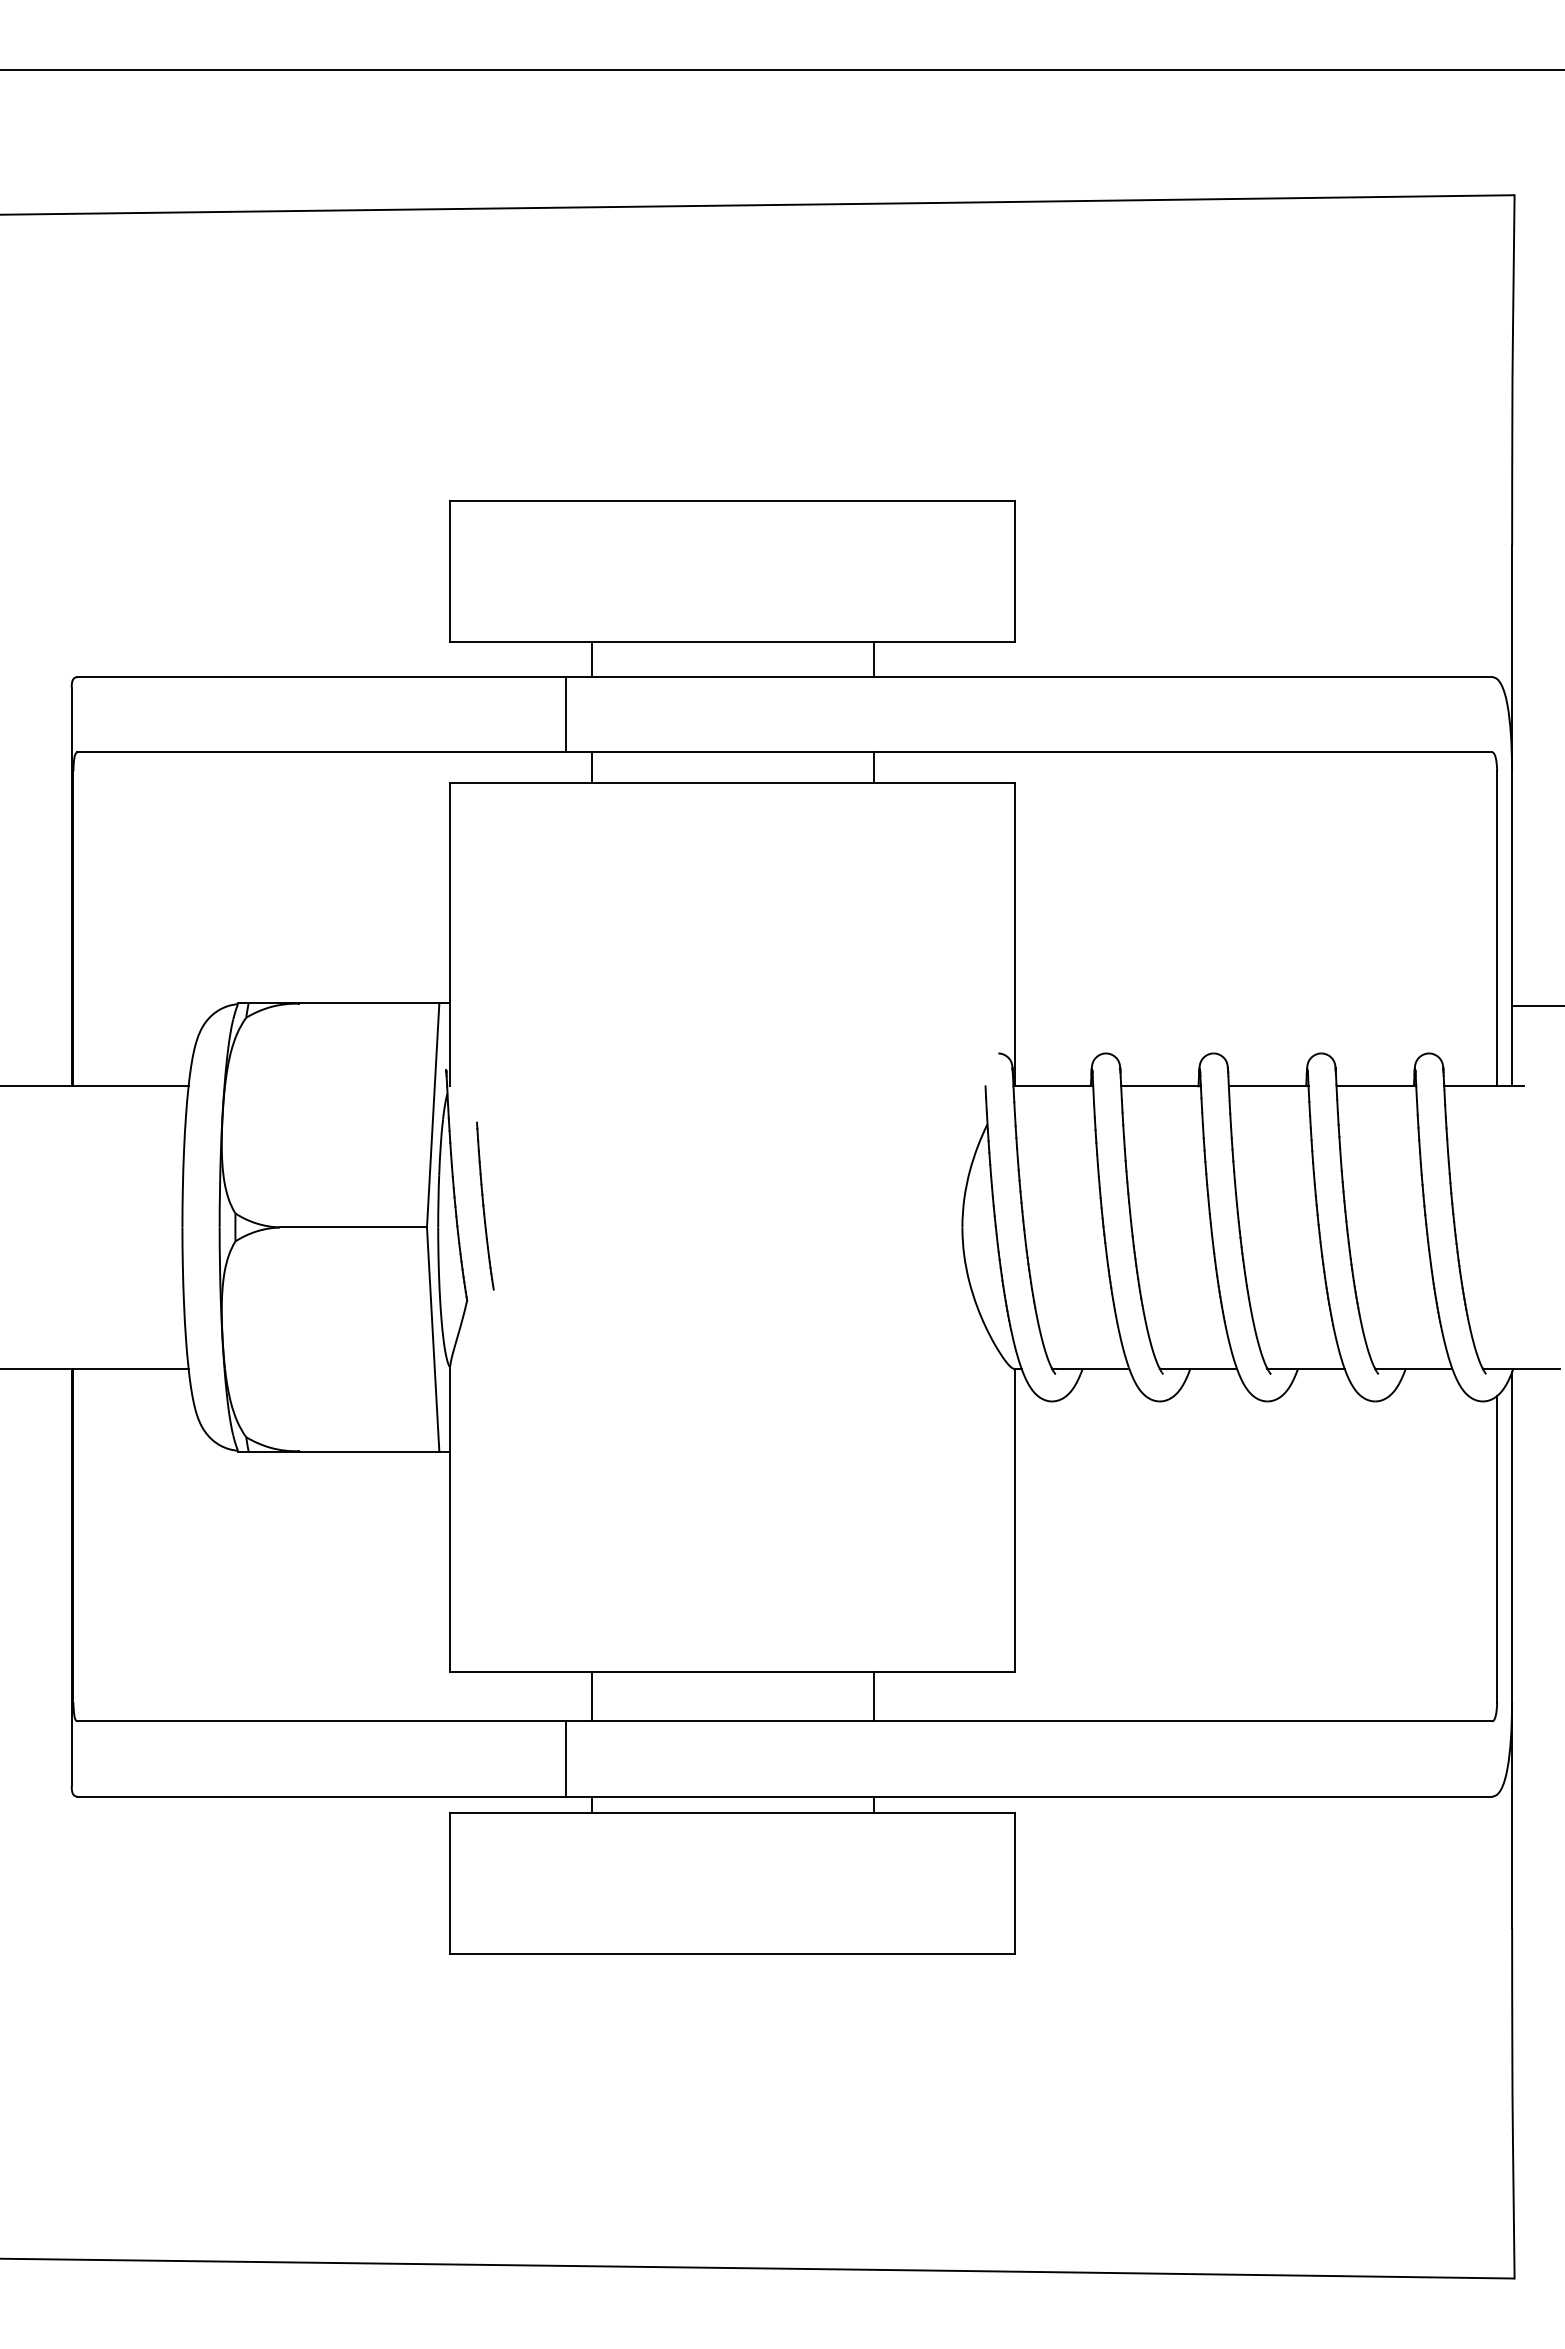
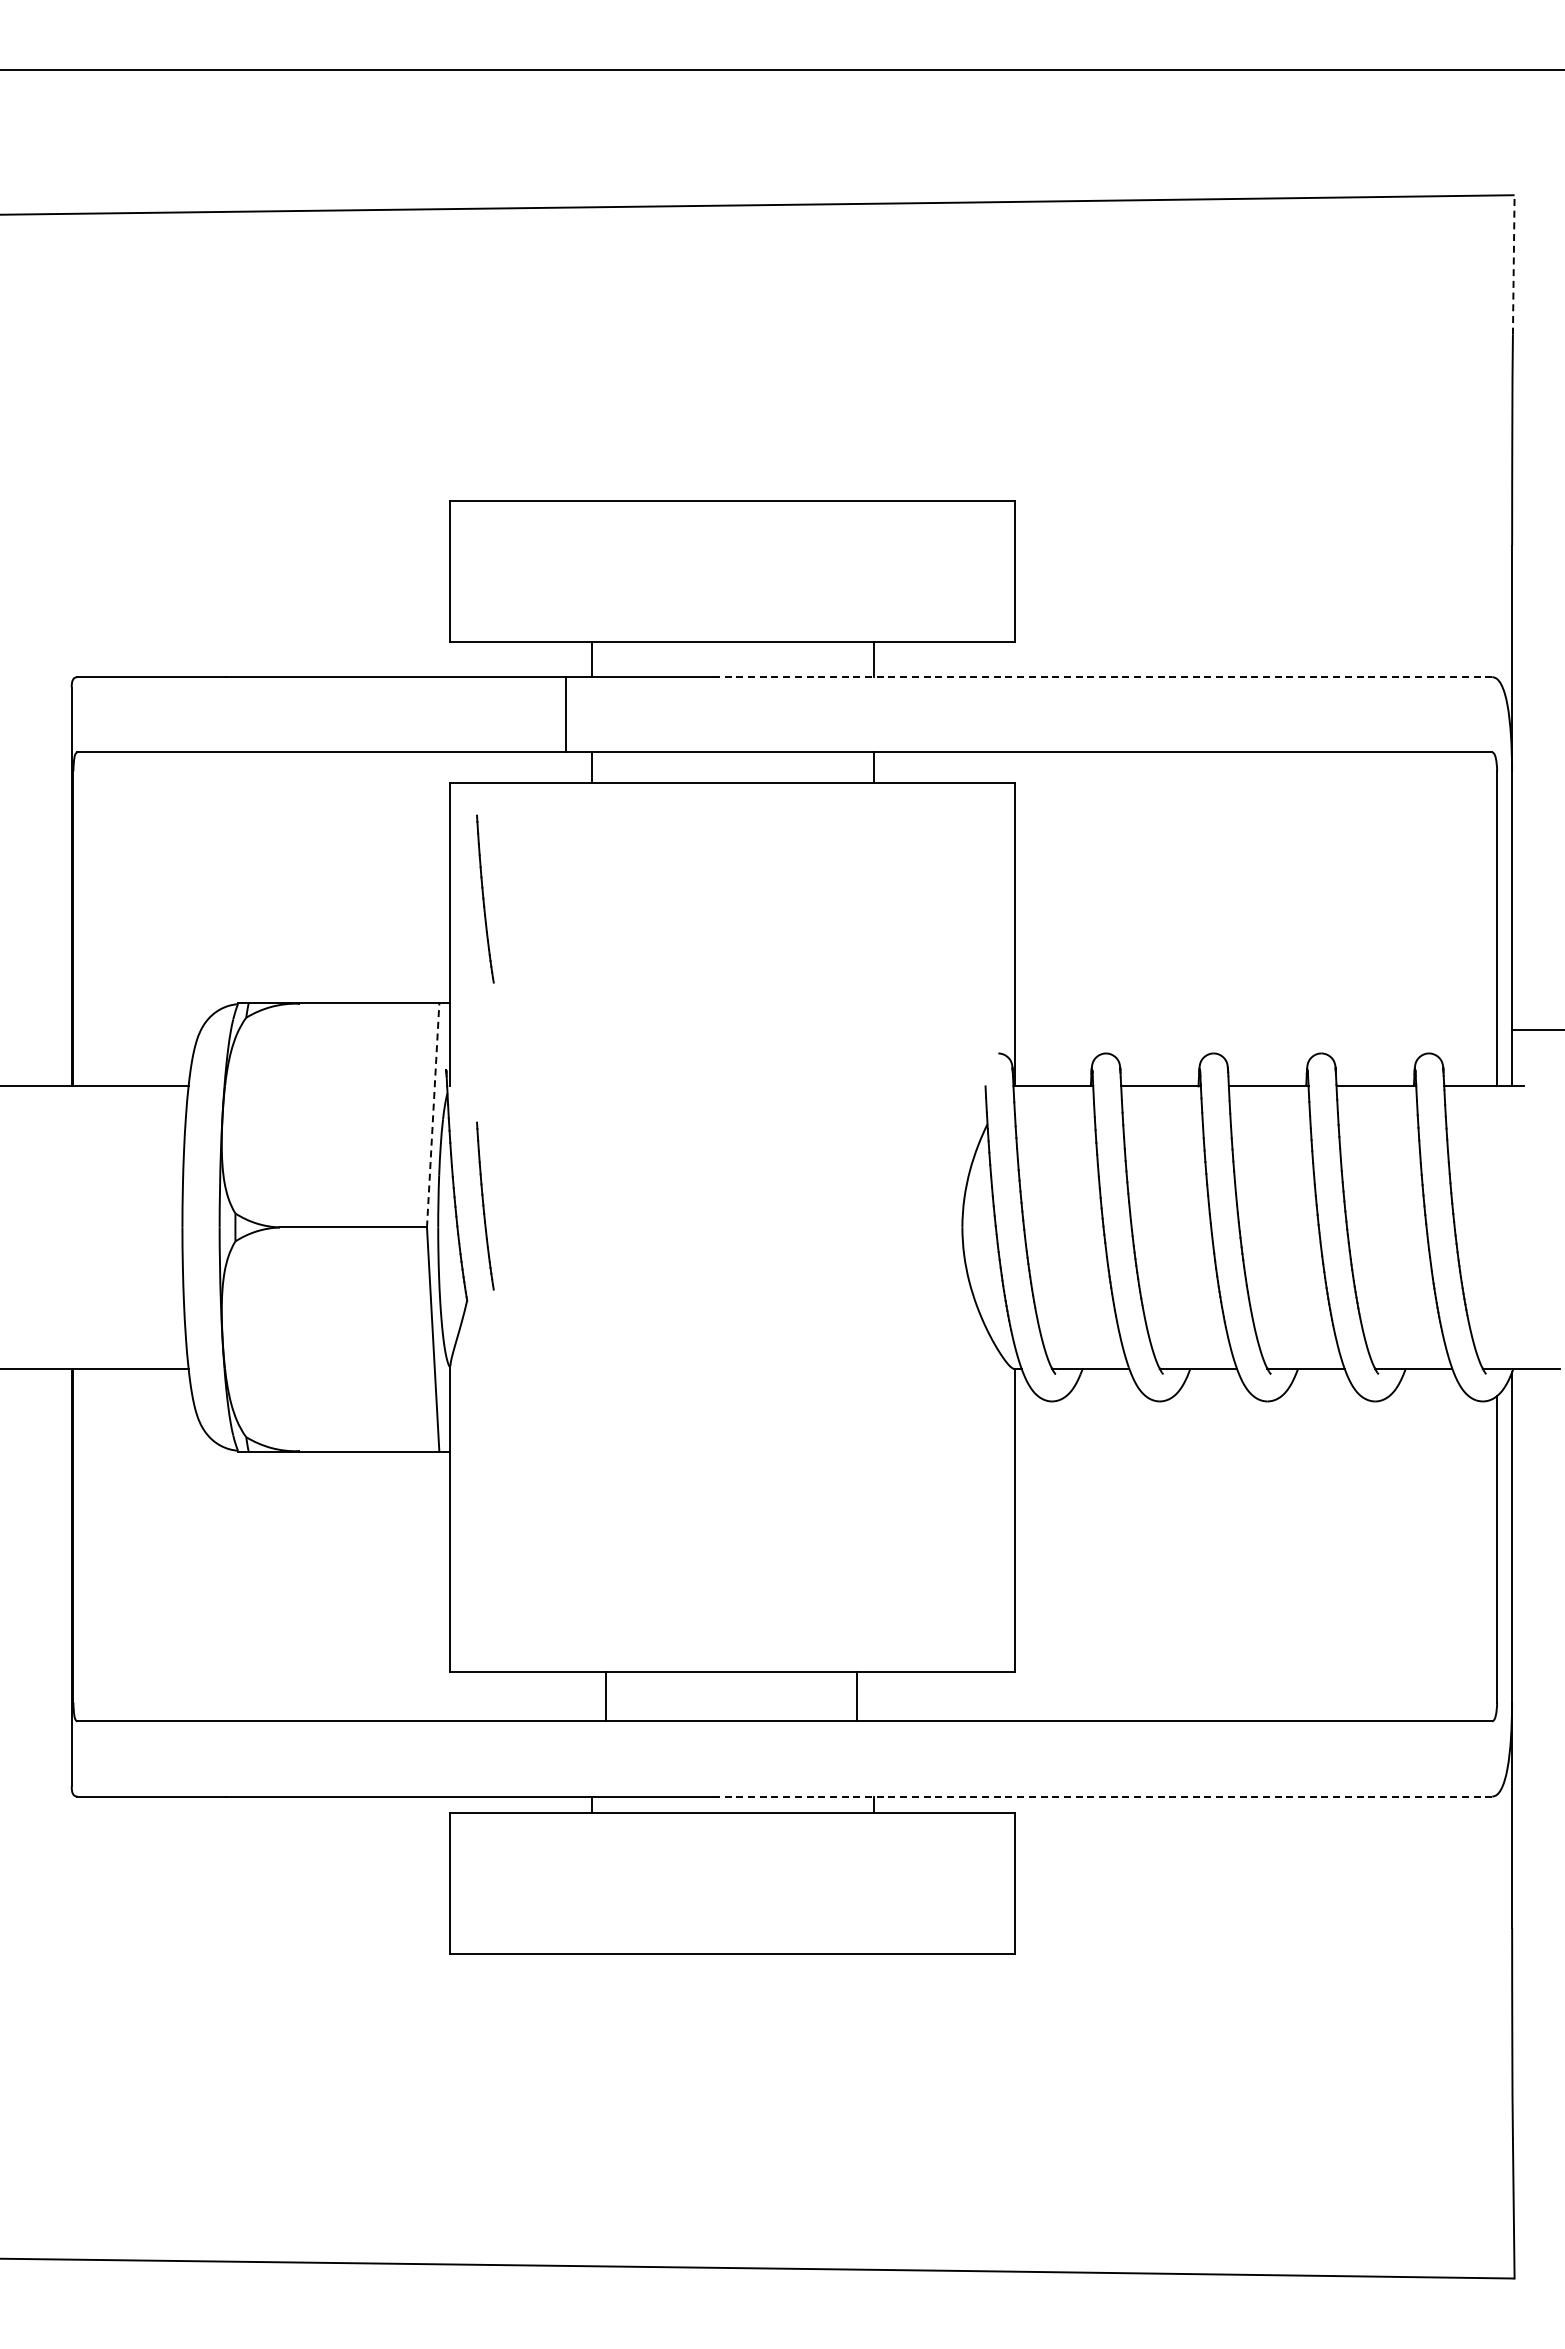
line: solid -> dashed (1513, 264)
line: solid -> dashed (1102, 677)
part: none -> present (485, 898)
line position: (1536, 1006) -> (1536, 1030) (1536, 1030)
line: solid -> dashed (433, 1114)
line position: (591, 1696) -> (605, 1696) (605, 1696)
line position: (873, 1696) -> (856, 1696) (856, 1696)
line: present -> none (565, 1758)
line: solid -> dashed (1102, 1796)
